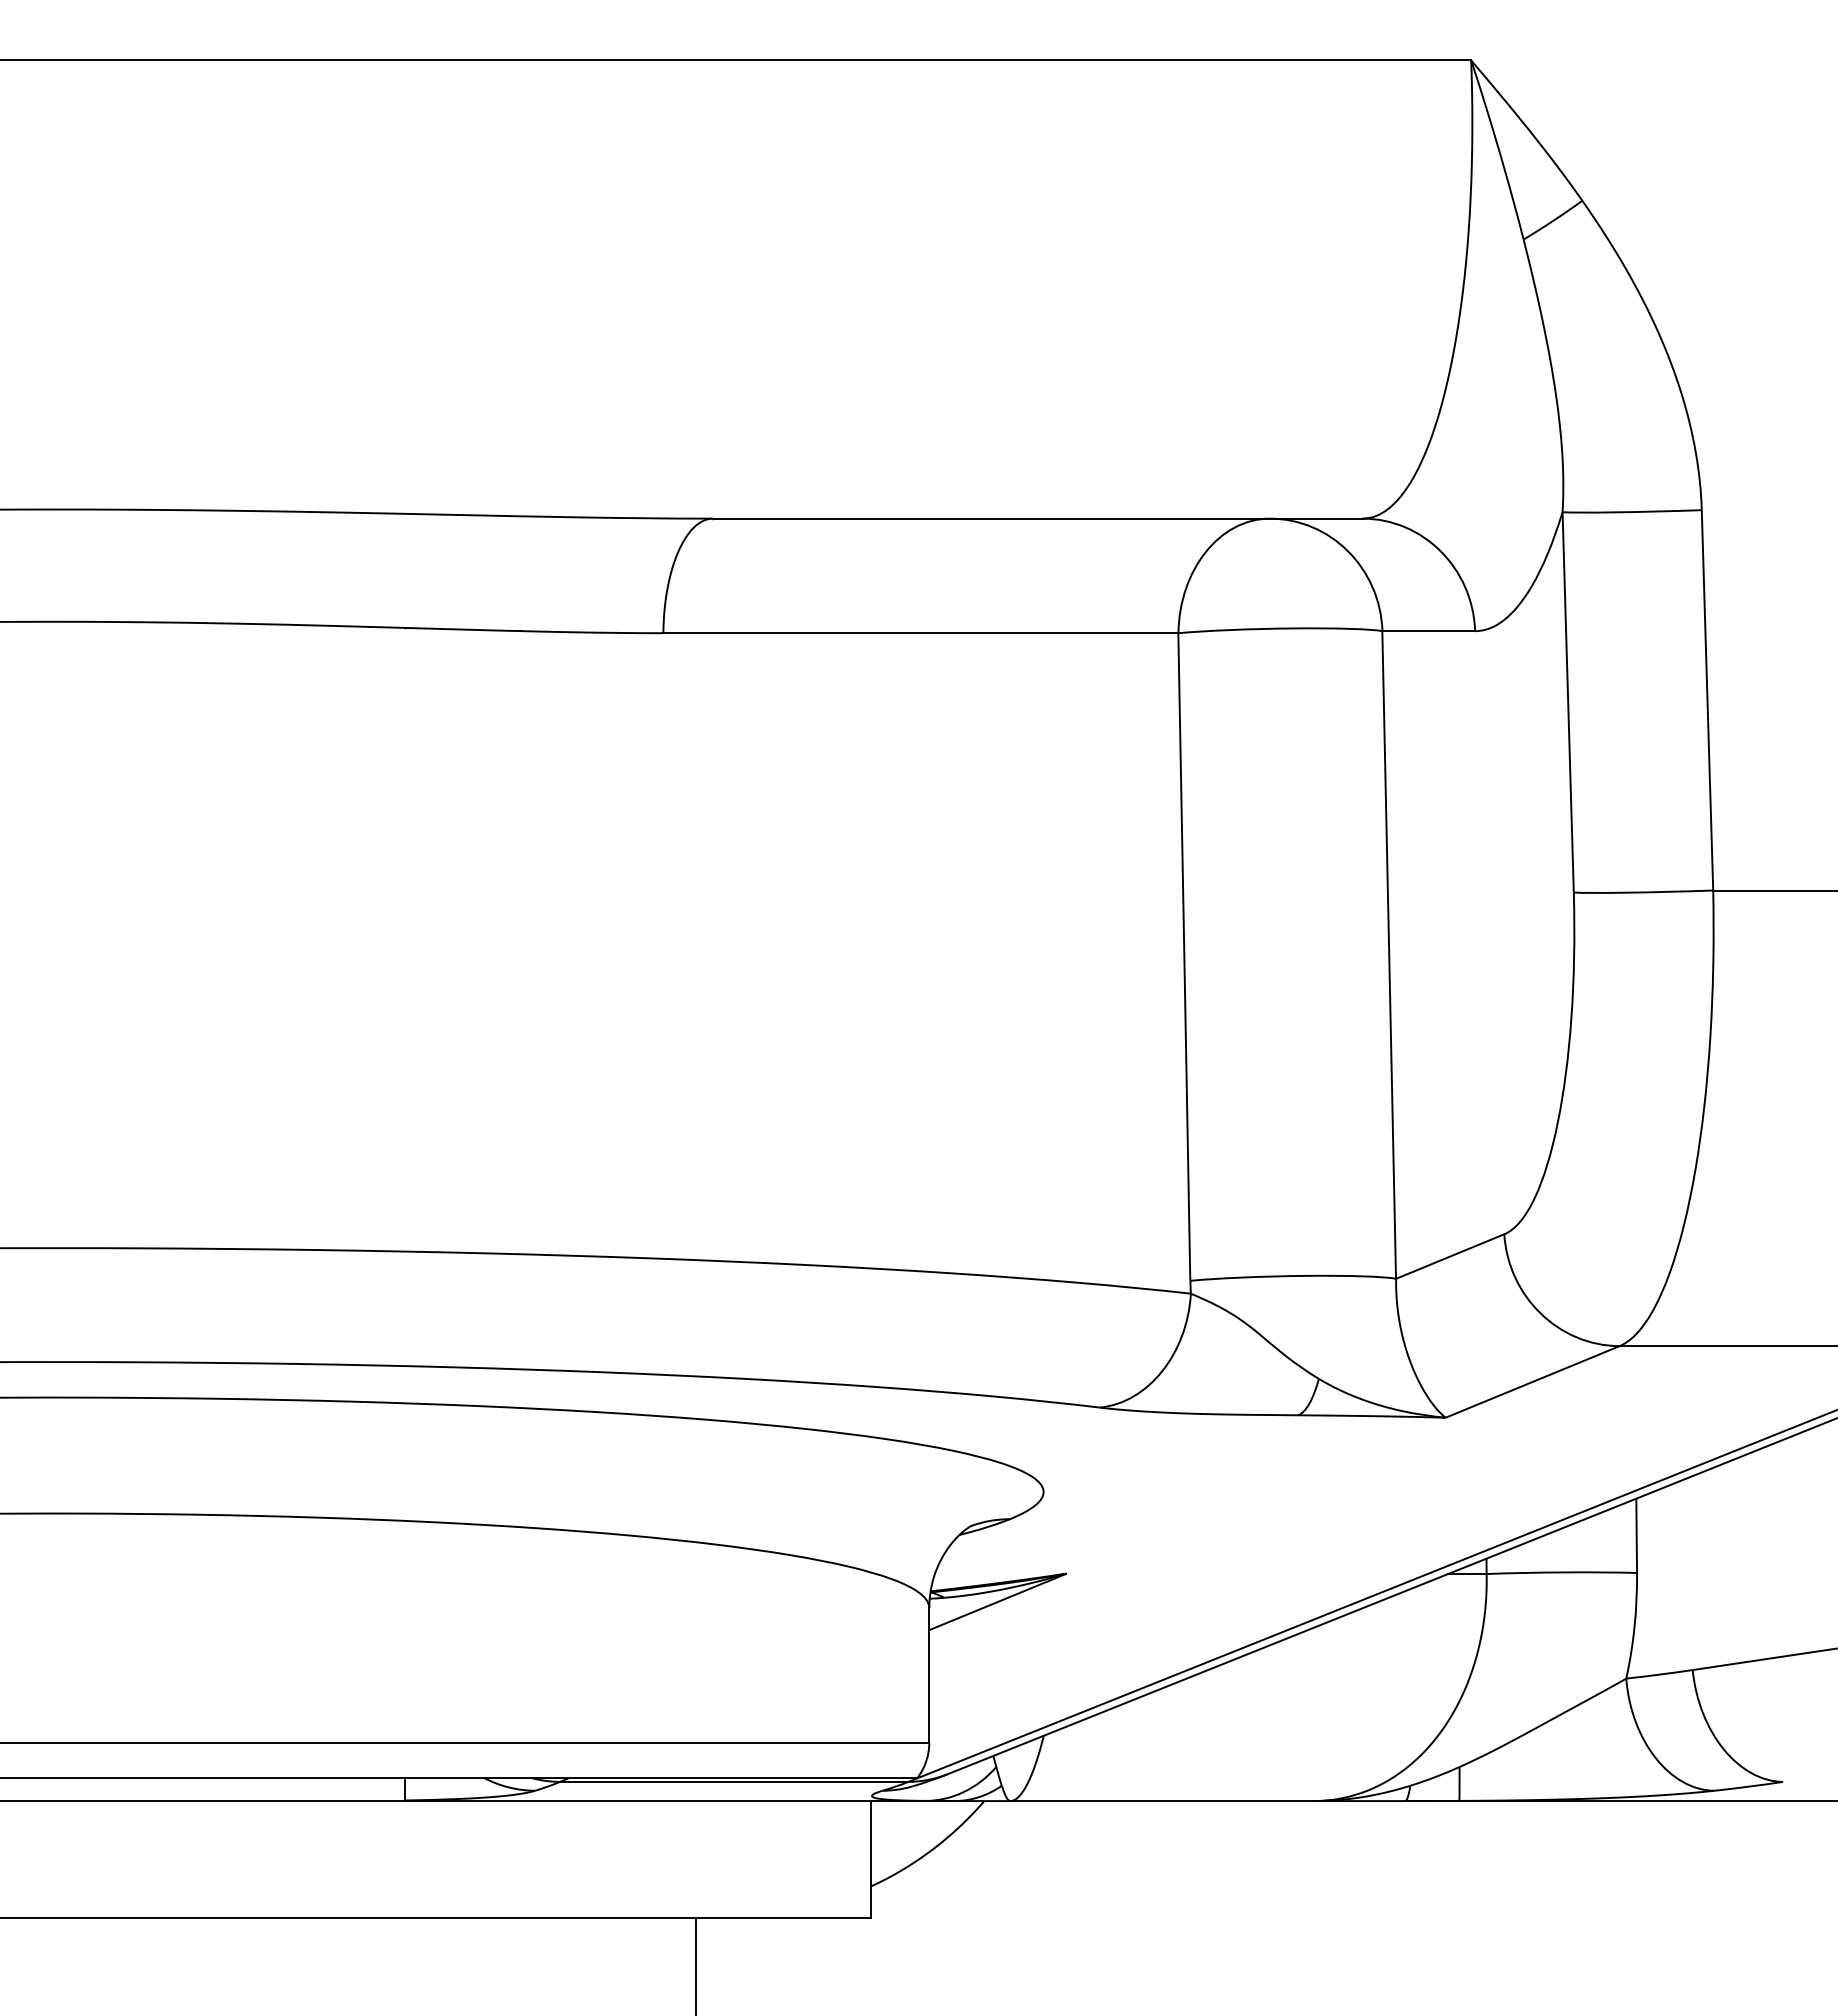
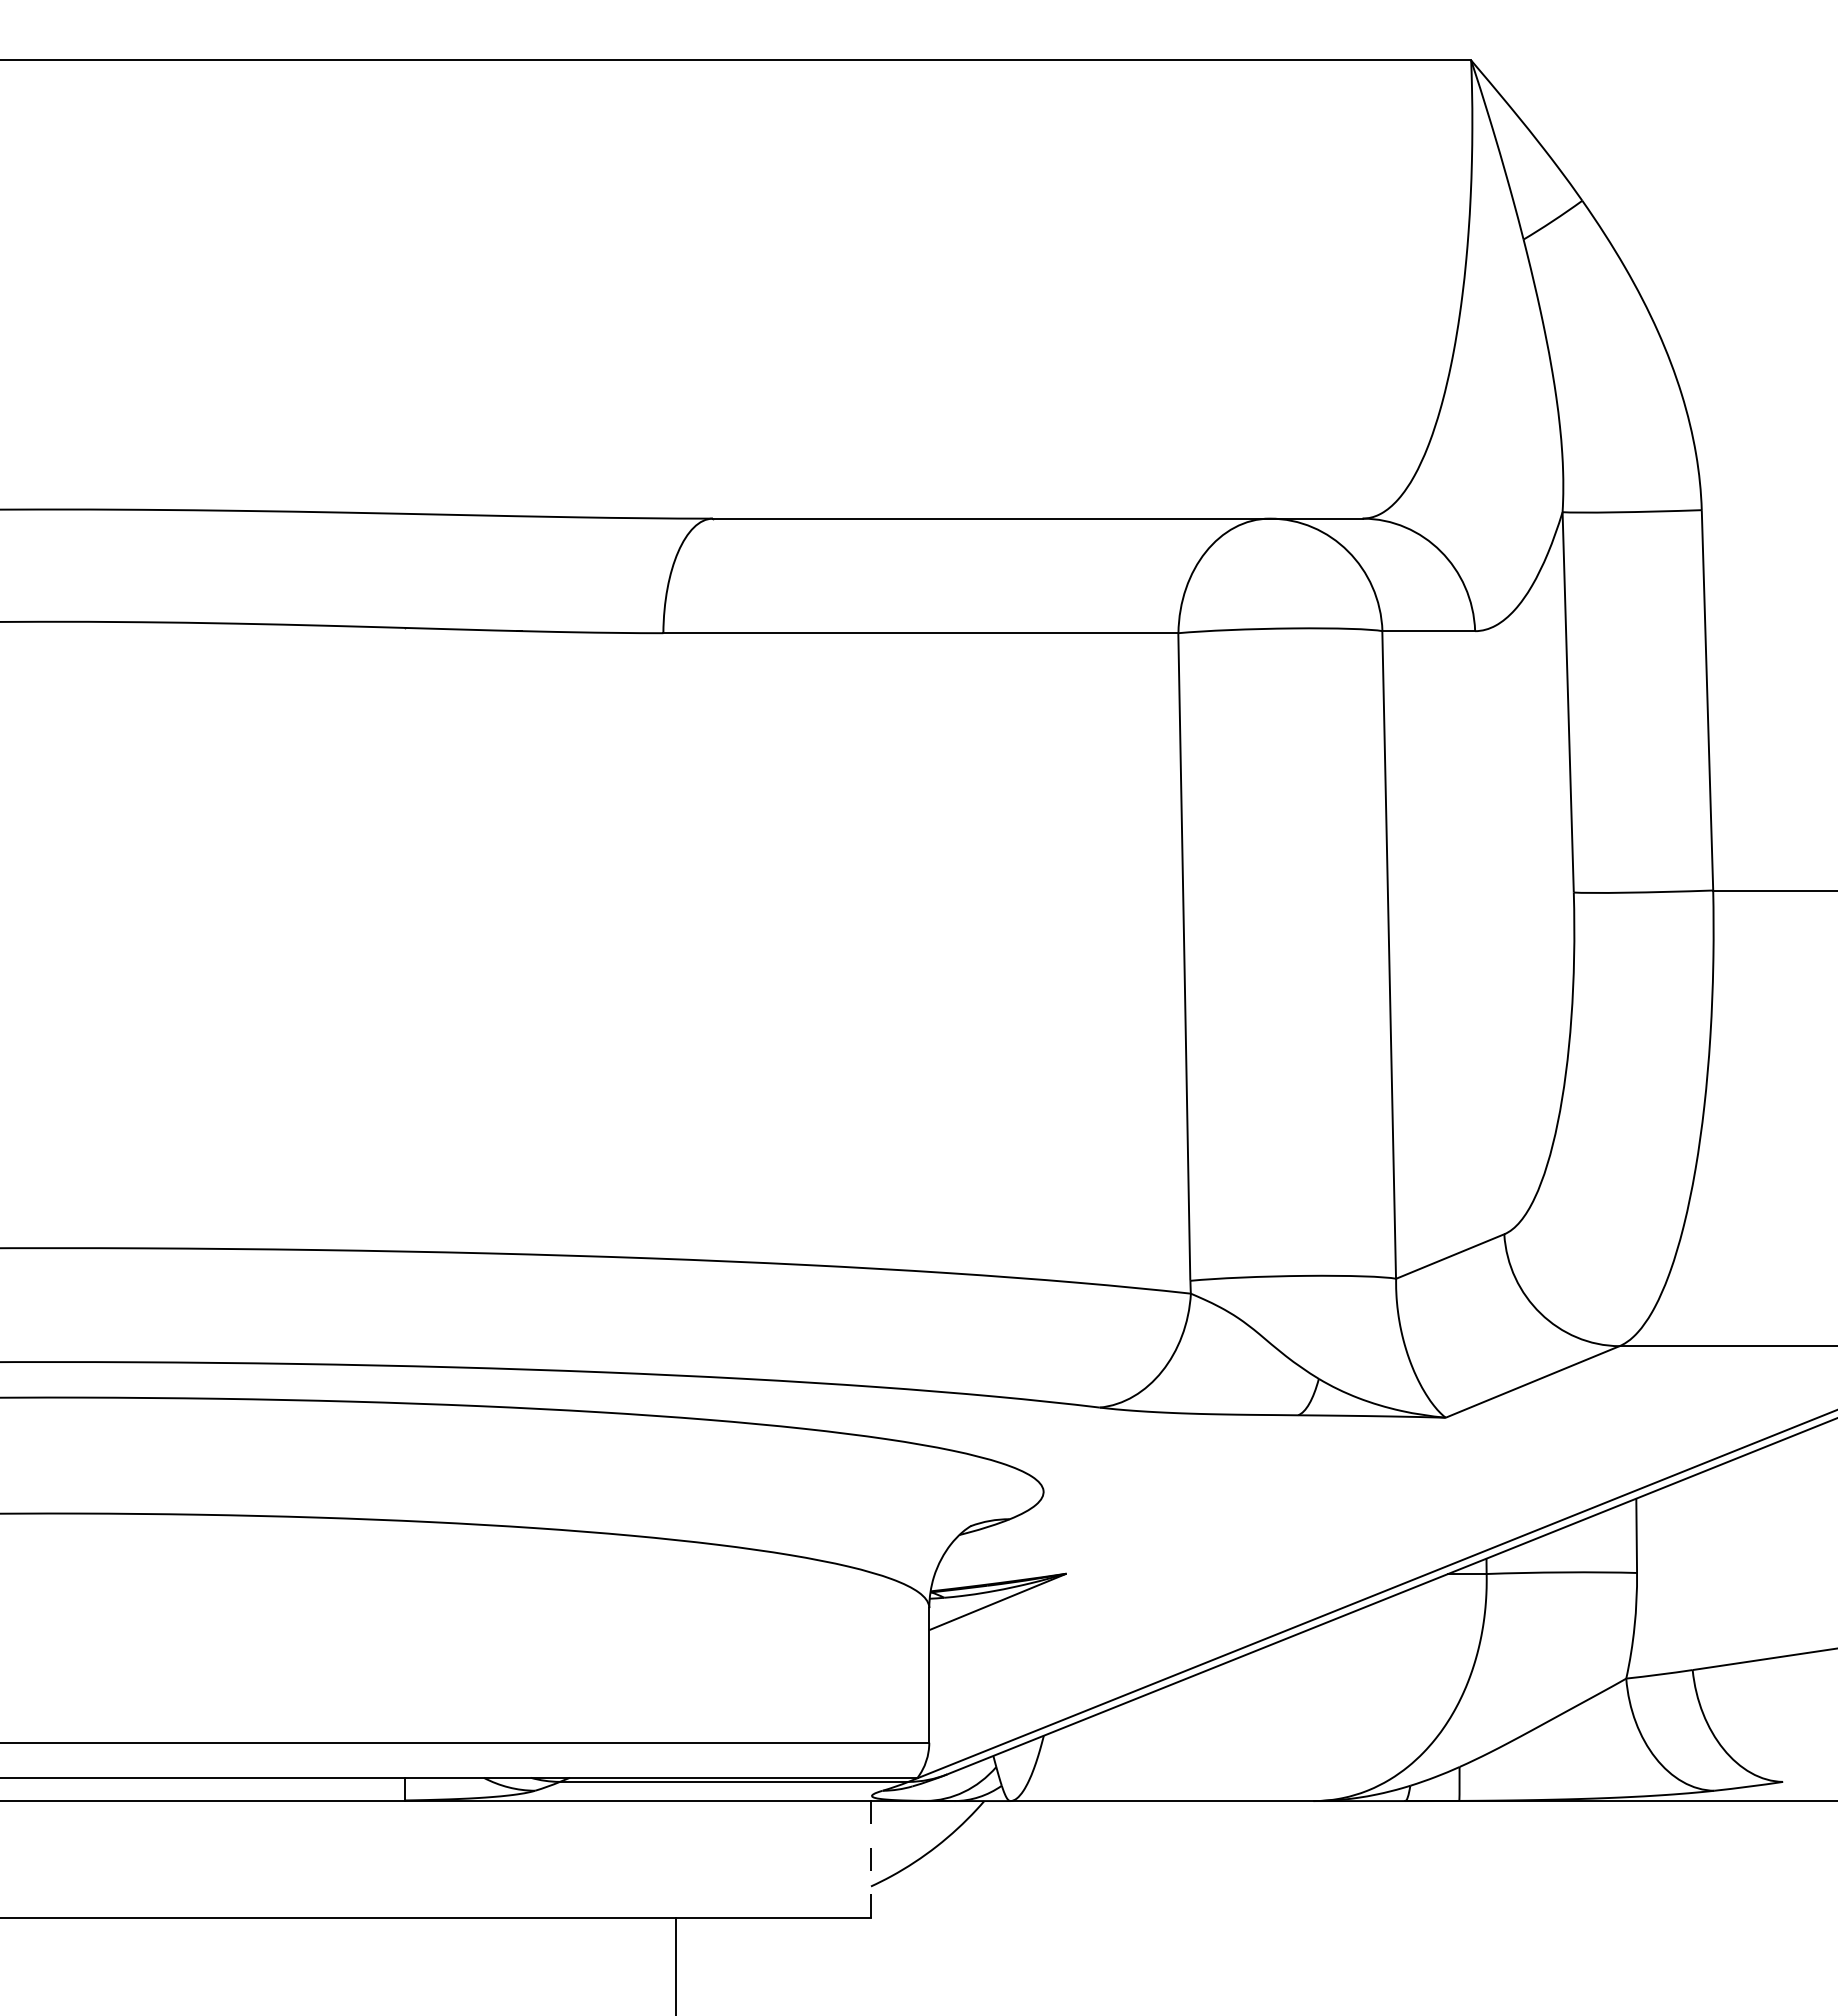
line: solid -> dashed (871, 1859)
line position: (696, 1964) -> (676, 1964) (676, 1964)
